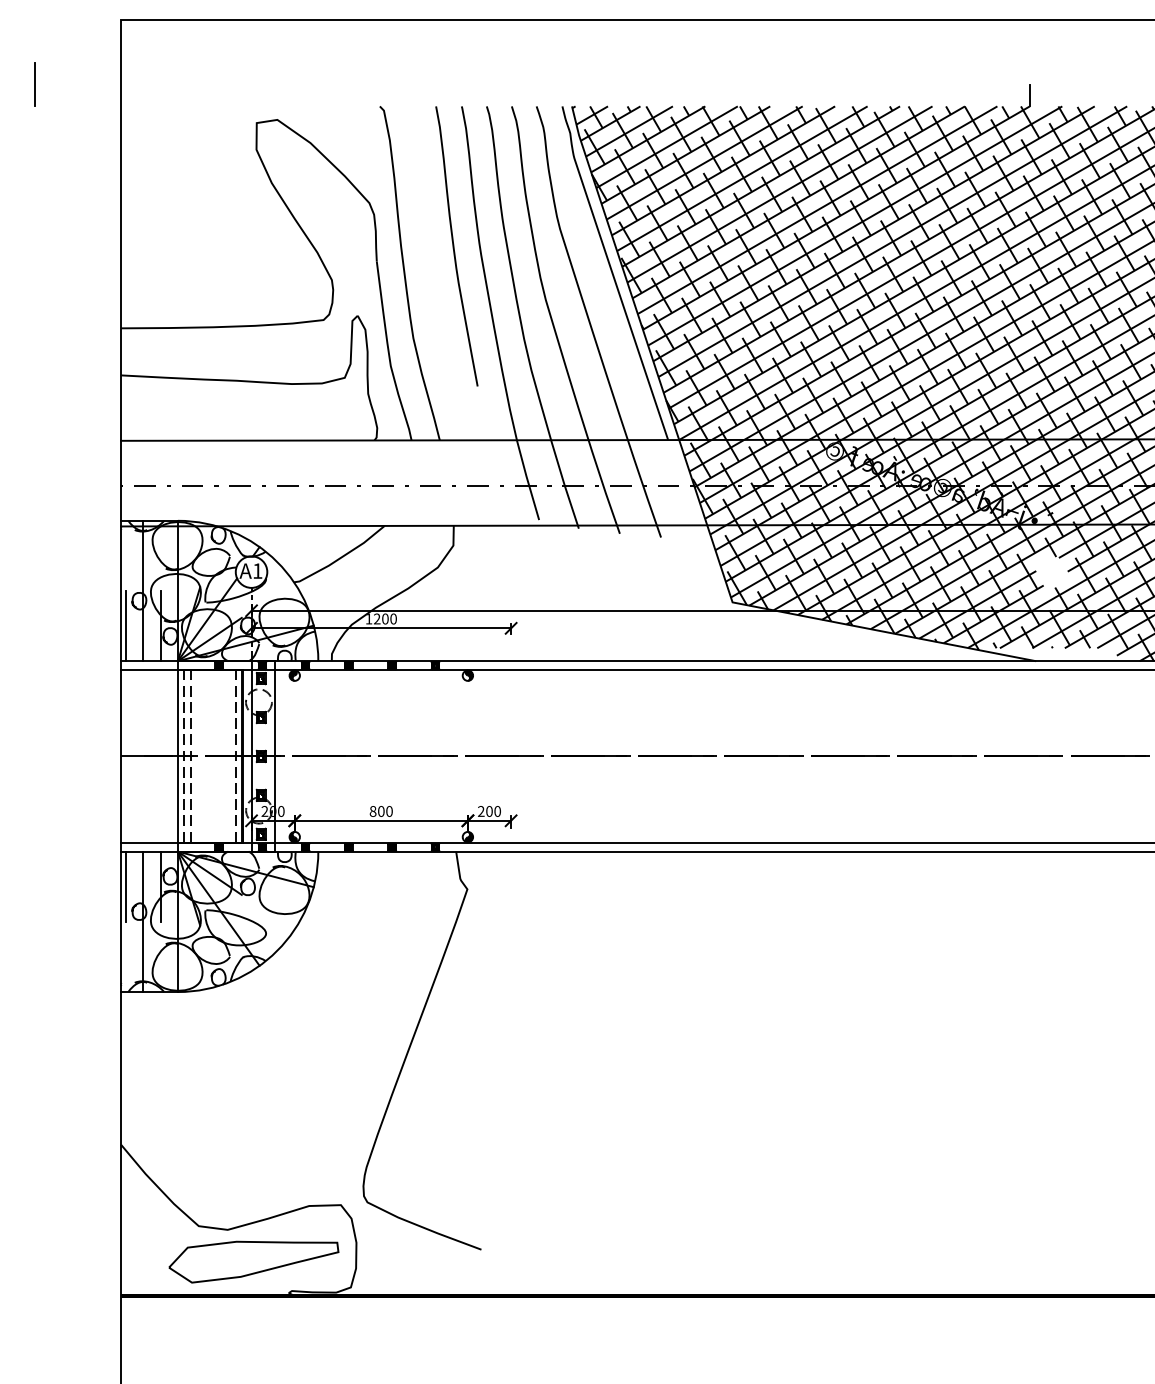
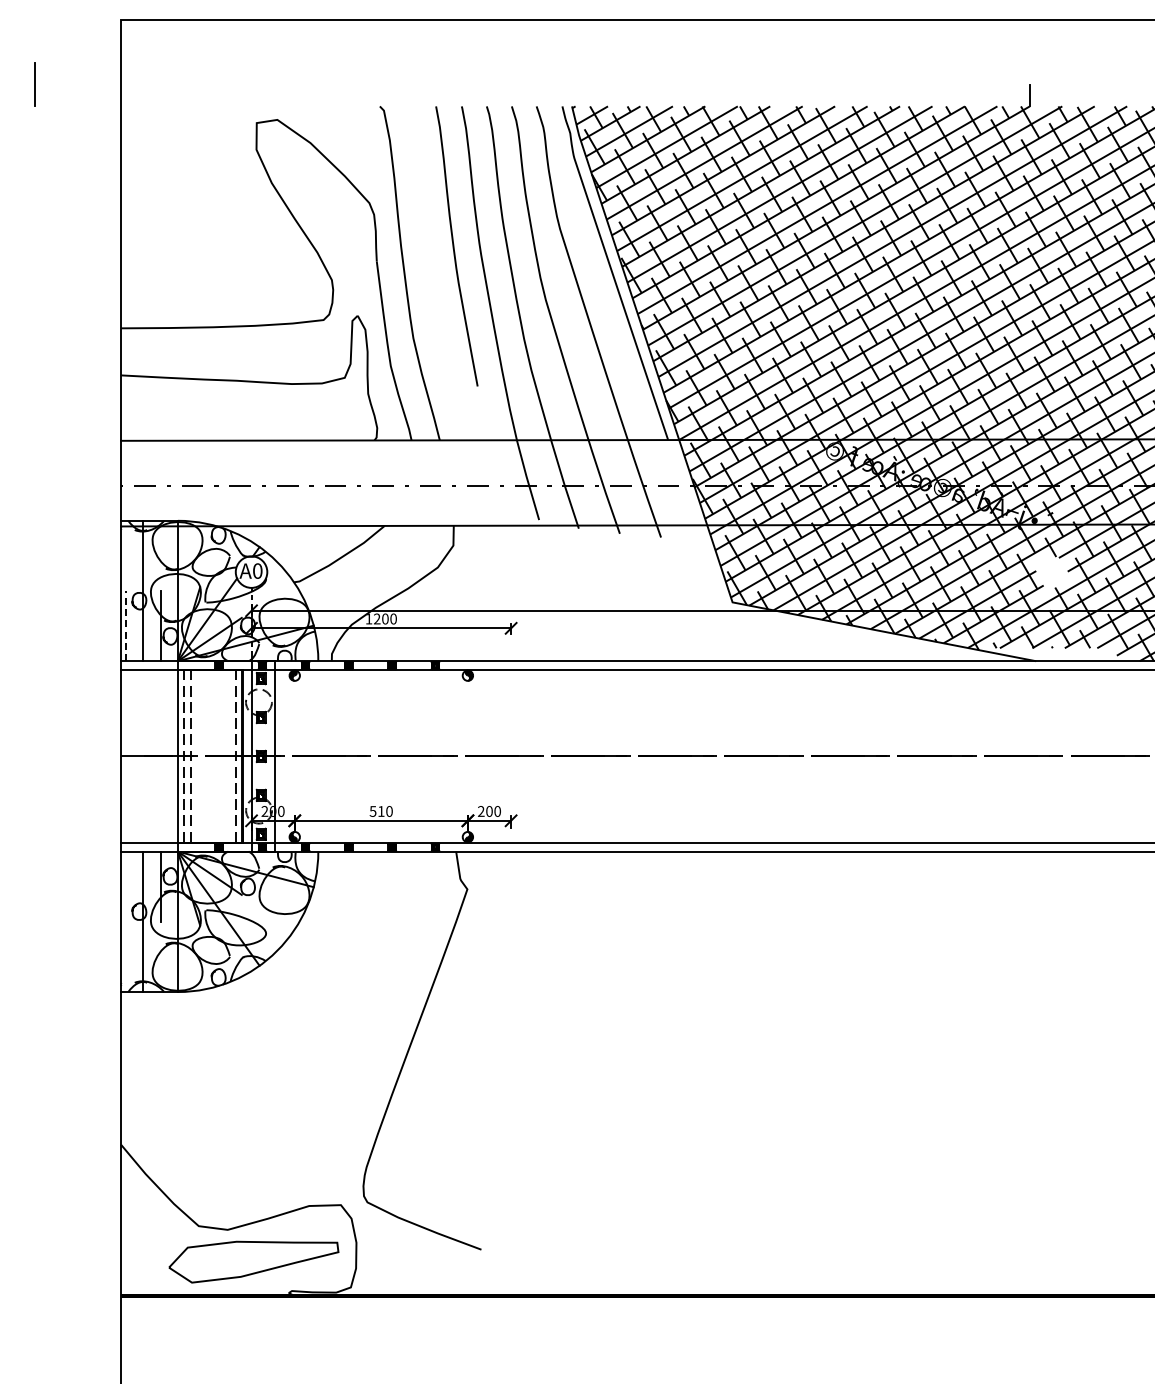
text: A1 -> A0 (257, 570)
line: solid -> dashed (125, 625)
text: 800 -> 510 (376, 811)
line: present -> none (125, 886)
